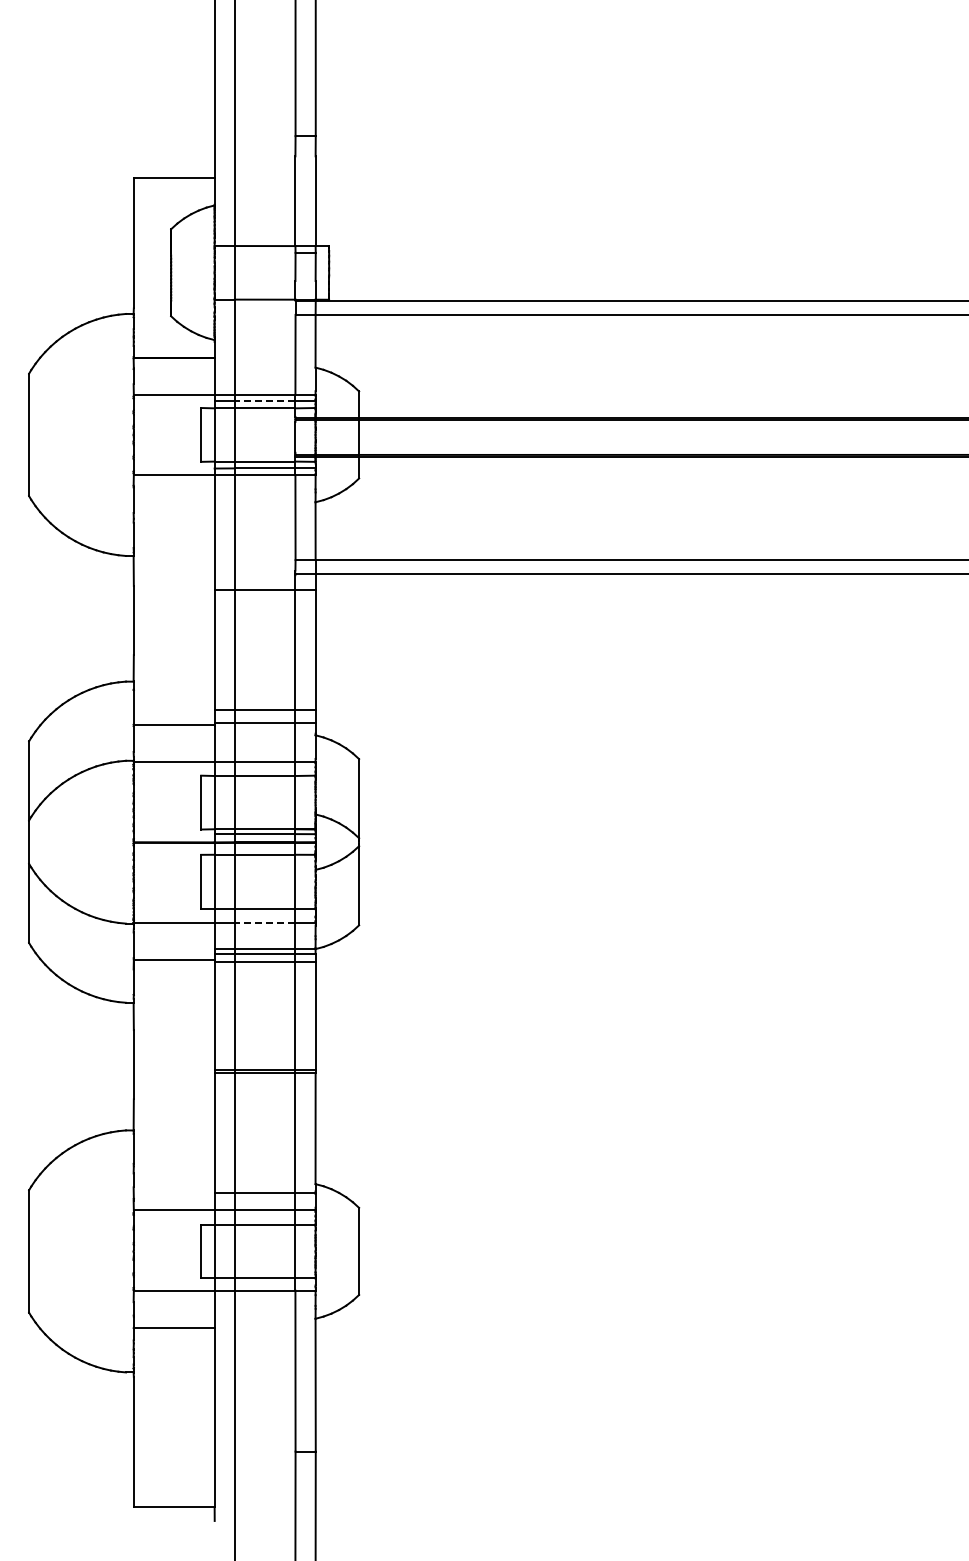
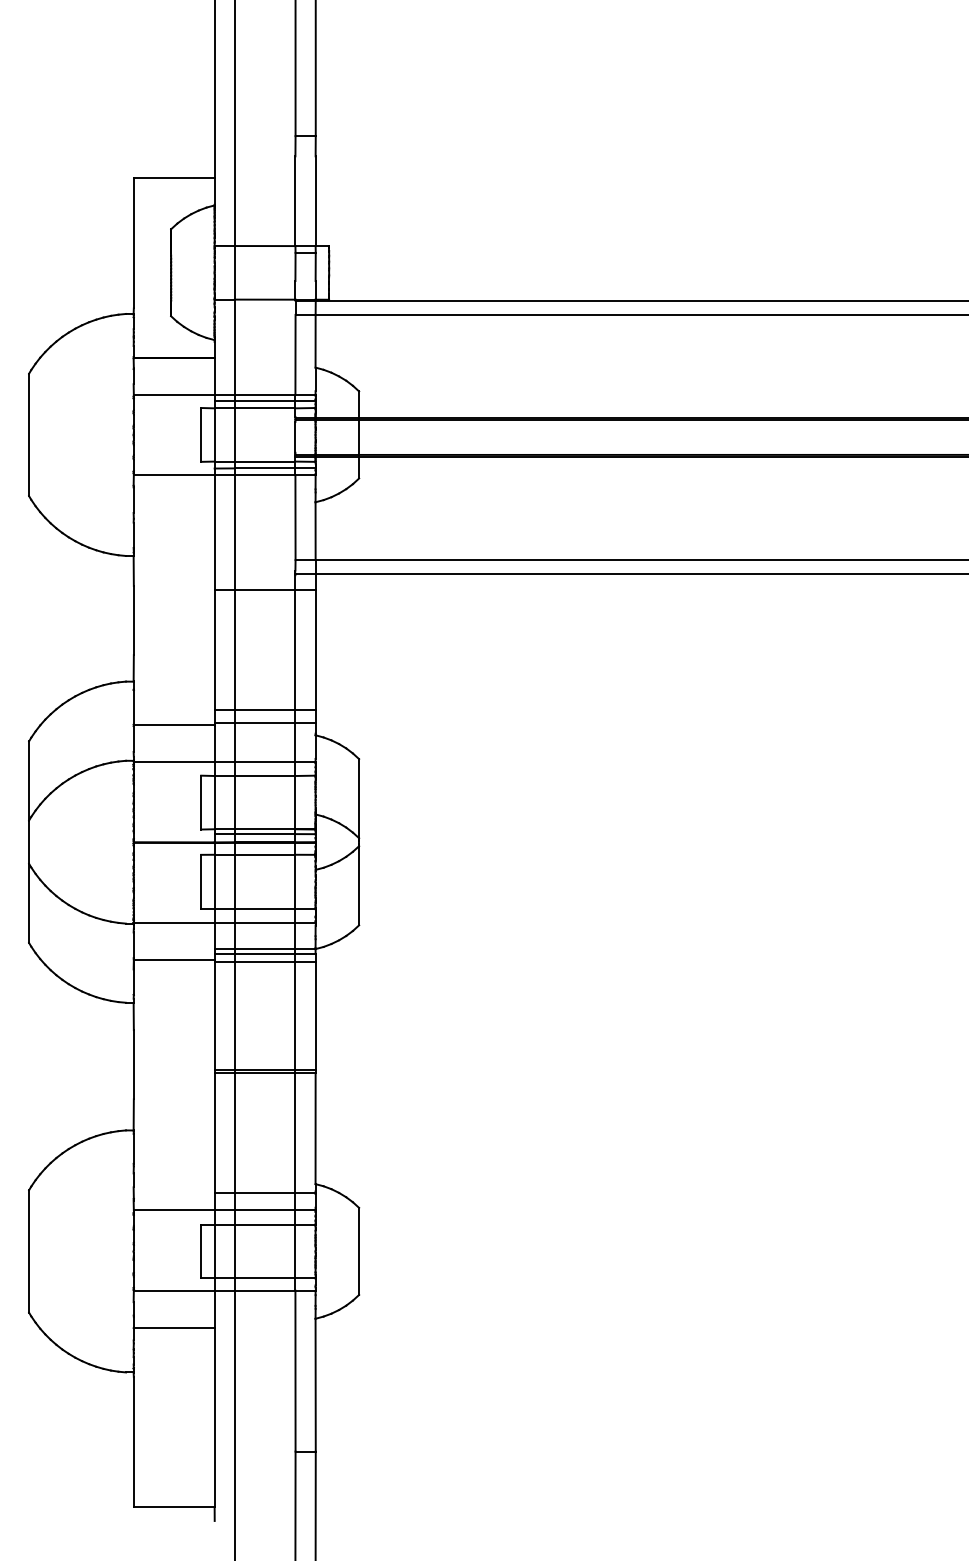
line: dashed -> solid (264, 400)
line: dashed -> solid (264, 923)
